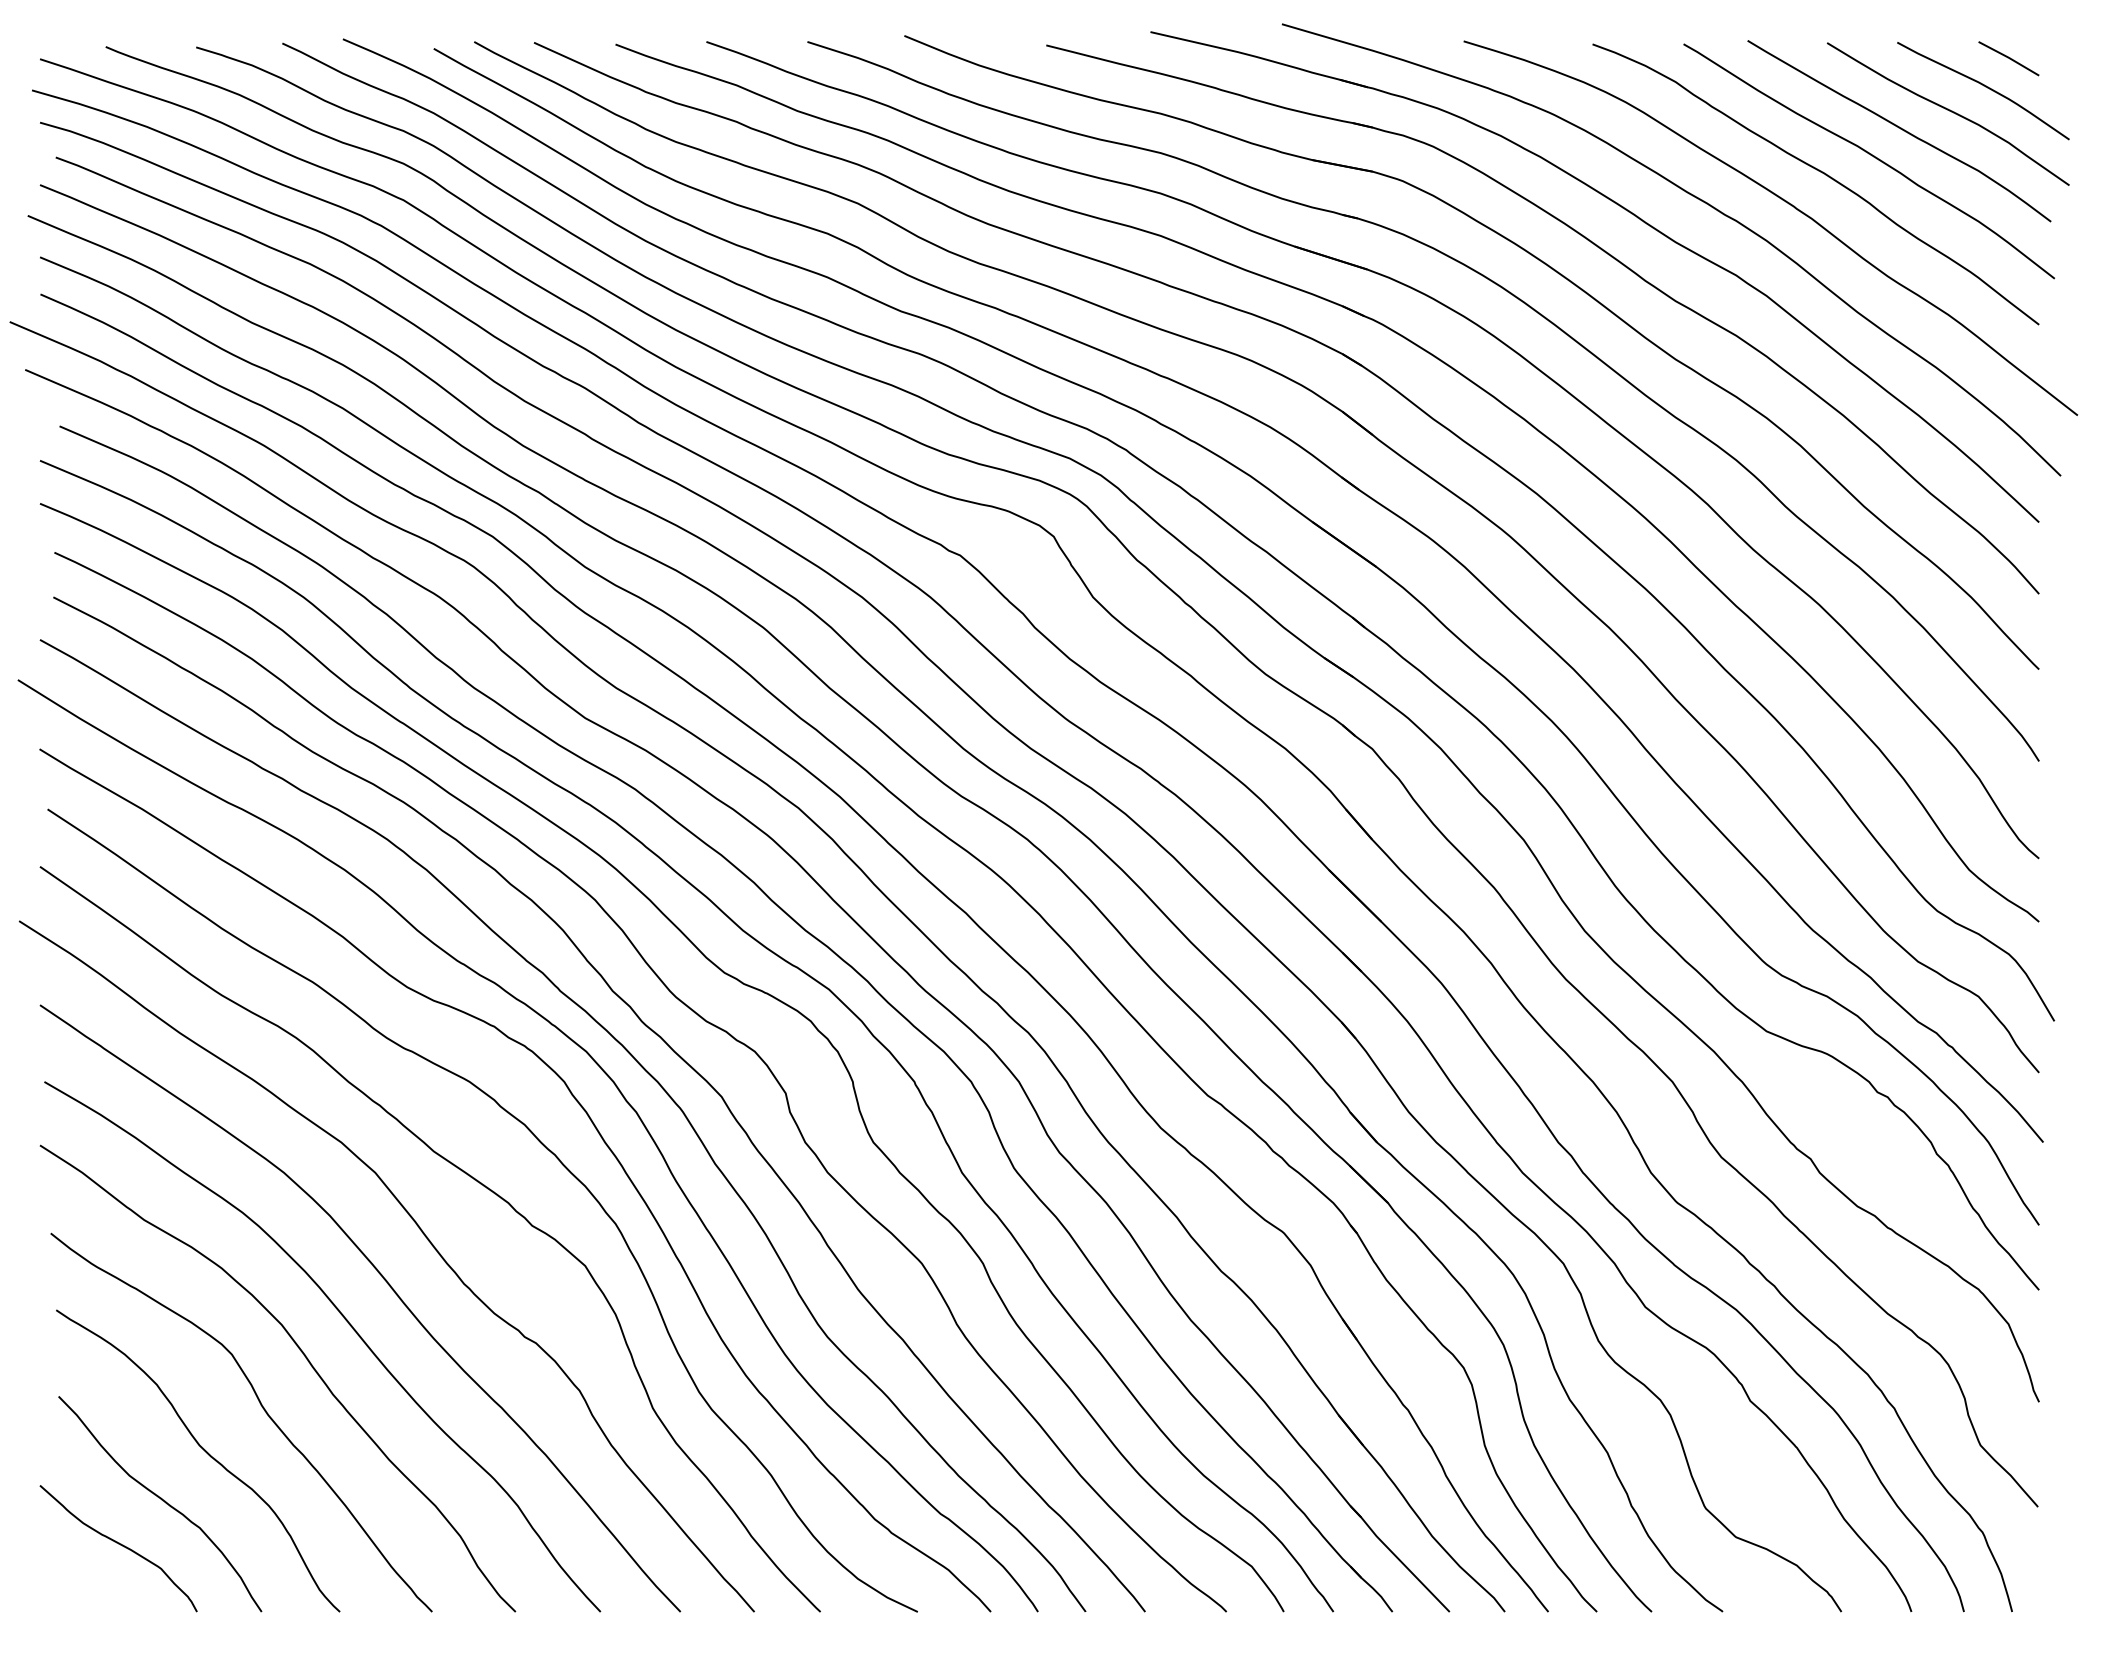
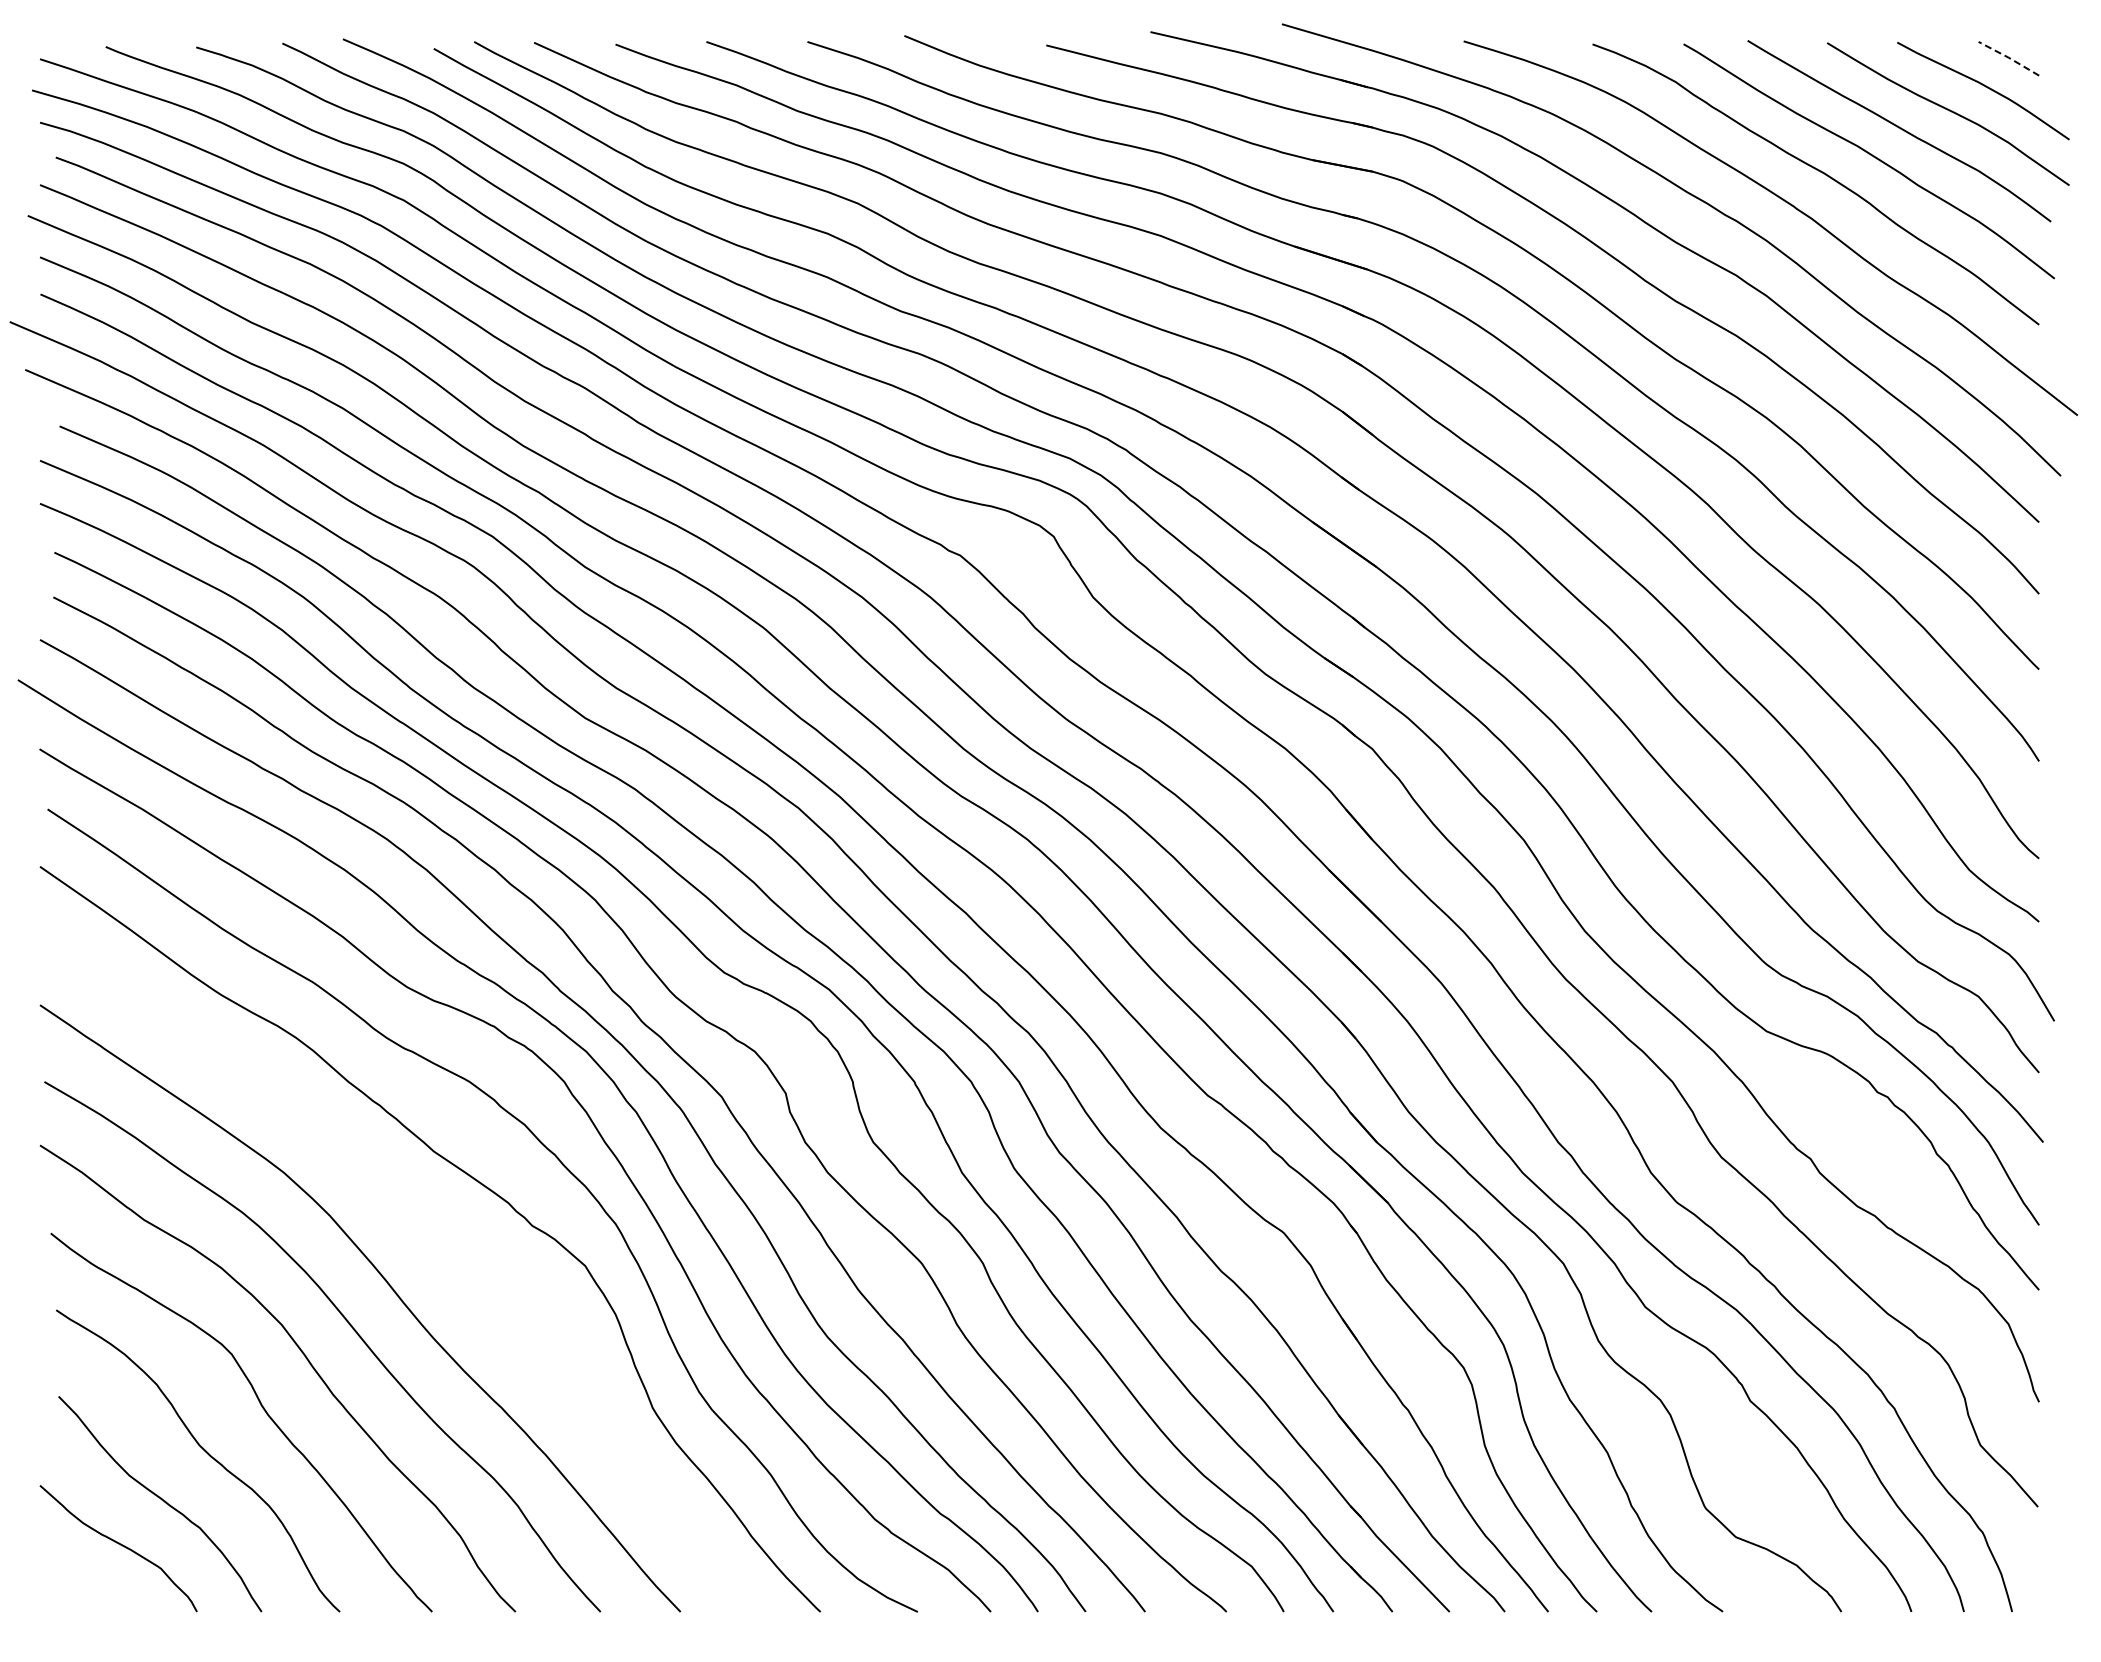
line: solid -> dashed (2008, 57)
curve: present -> none (424, 1236)
